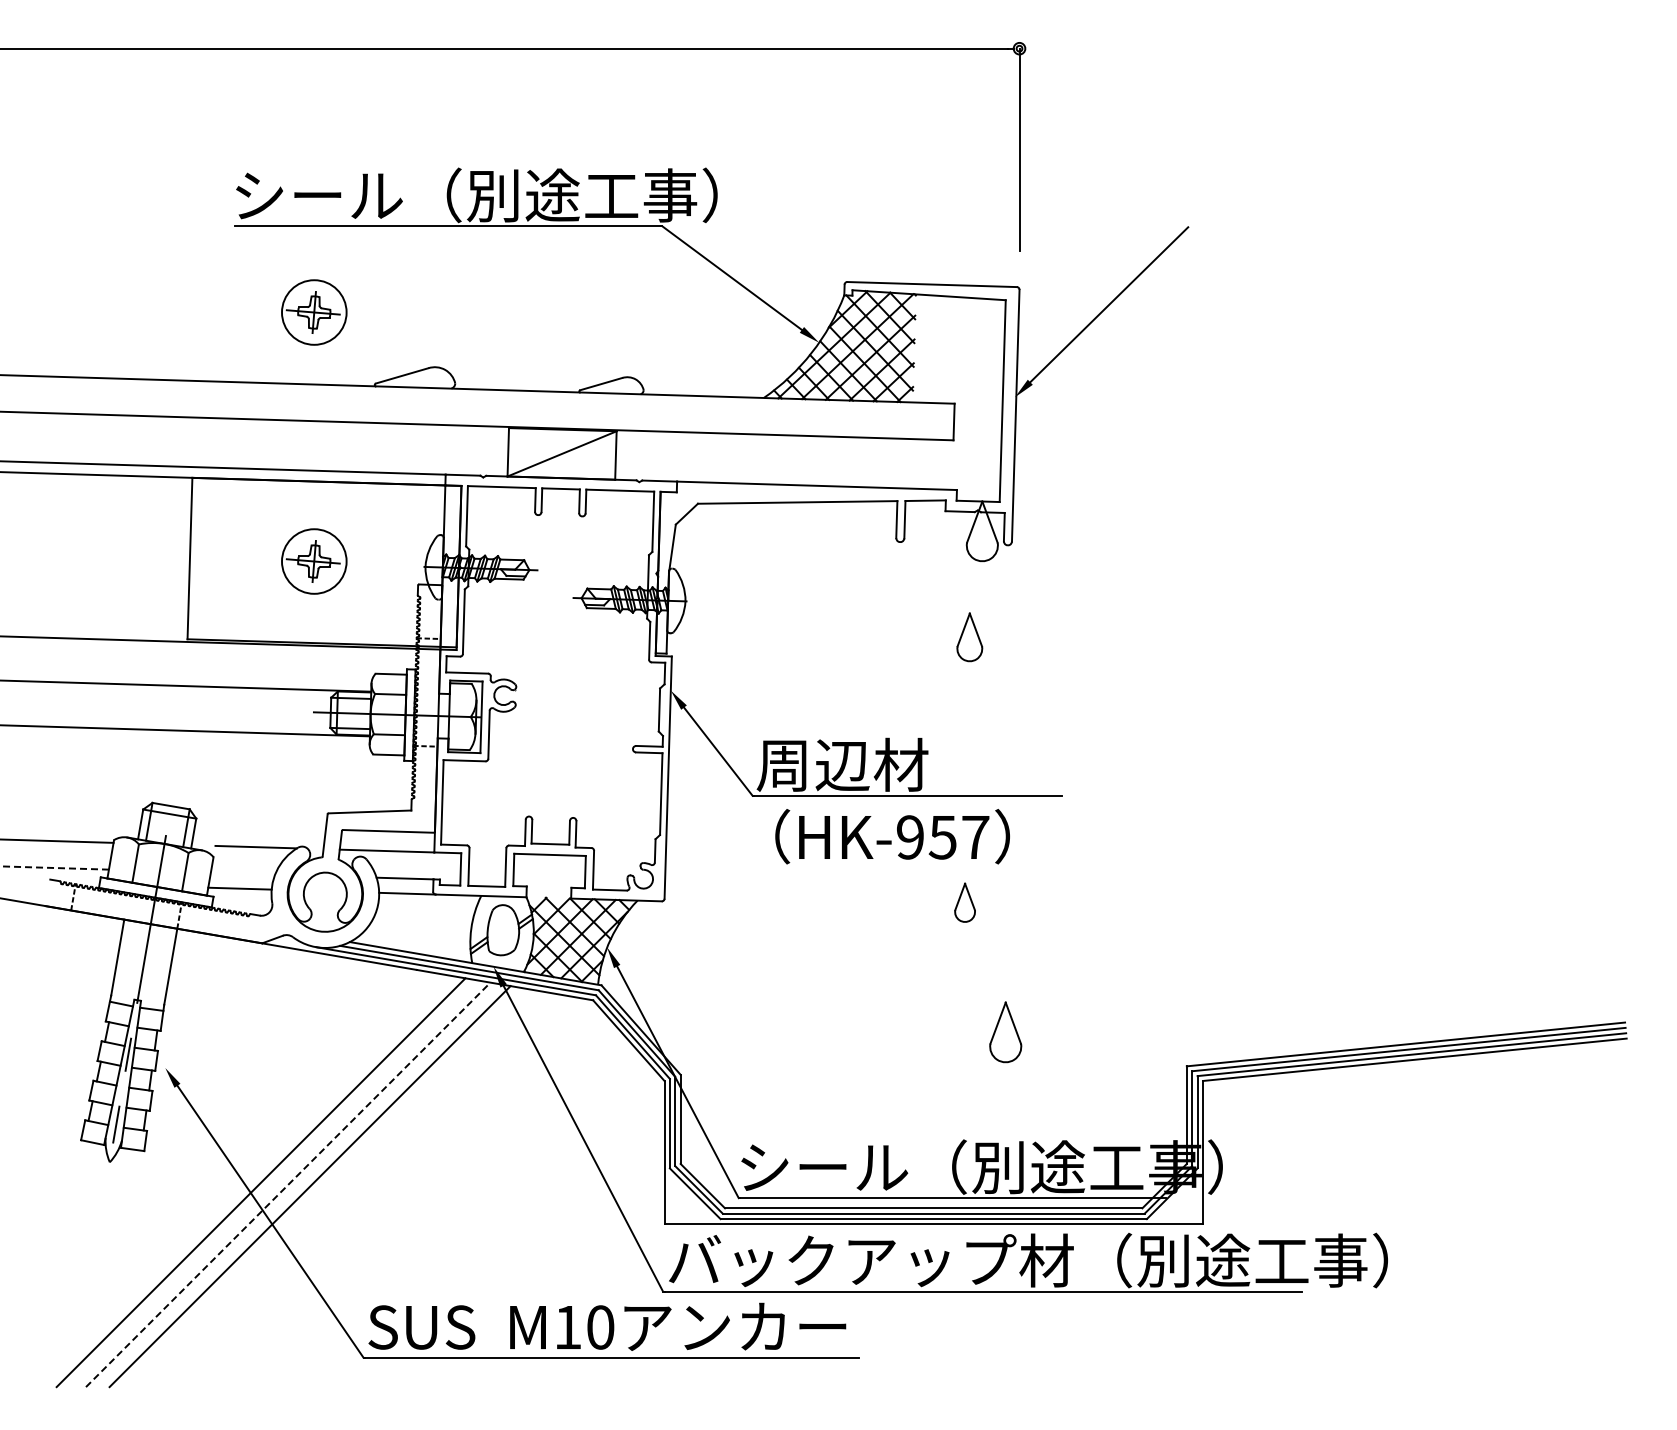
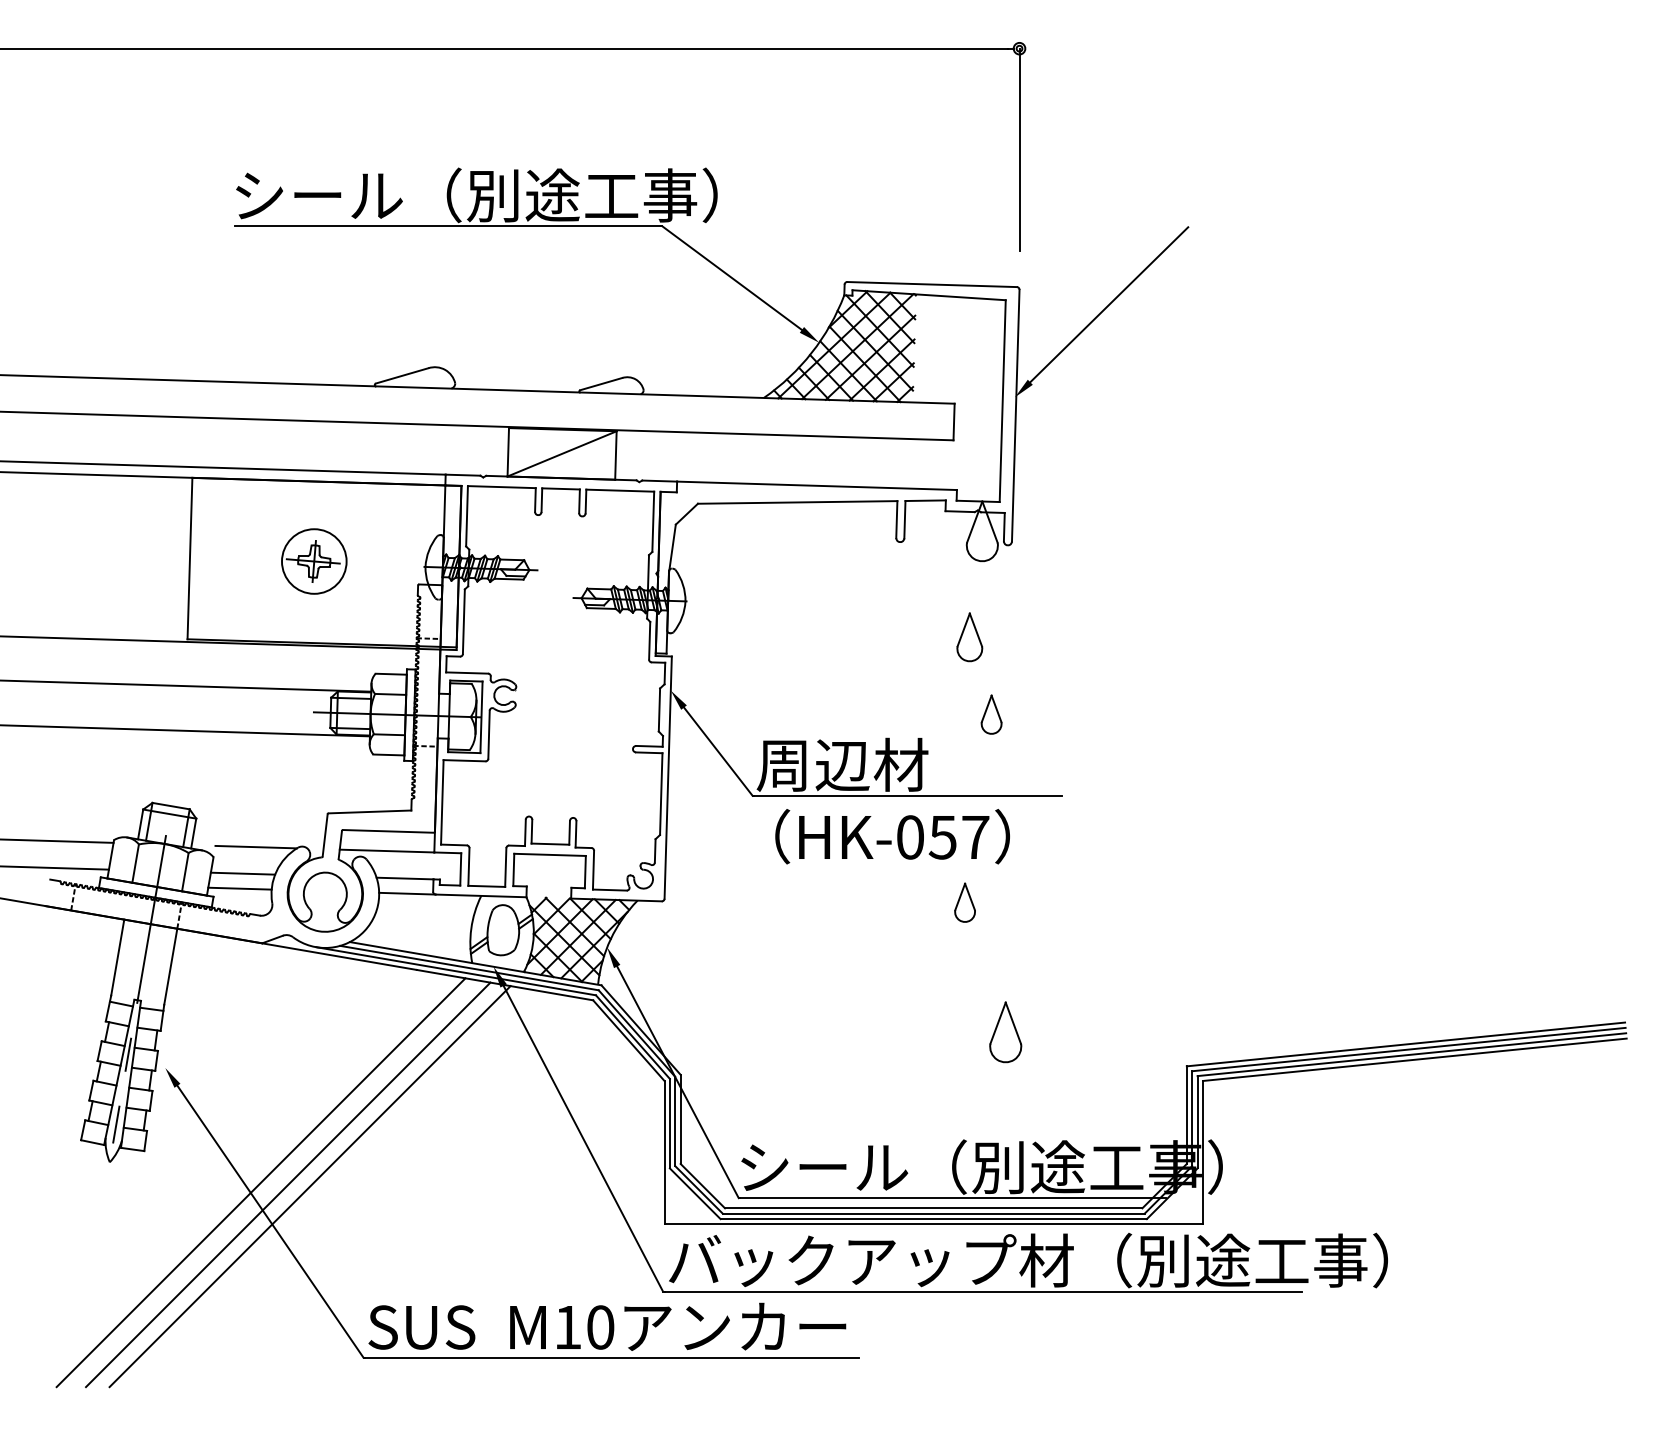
part: present -> none (314, 312)
part: none -> present (991, 714)
text: HK-957 -> HK-057 (910, 837)
line: dashed -> solid (54, 868)
line: none -> present (242, 873)
line: dashed -> solid (288, 1184)
